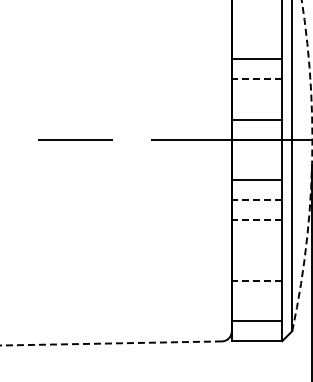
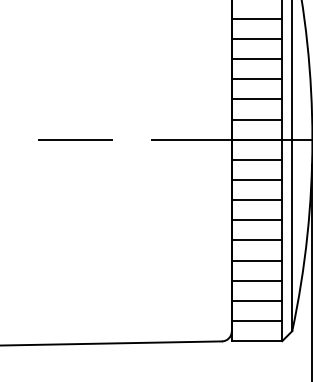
line: none -> present (256, 18)
line: none -> present (256, 39)
line: dashed -> solid (256, 79)
line: none -> present (256, 99)
line: none -> present (256, 159)
arc: dashed -> solid (312, 165)
line: dashed -> solid (256, 200)
line: dashed -> solid (256, 220)
line: none -> present (256, 240)
line: none -> present (256, 260)
line: dashed -> solid (256, 280)
line: none -> present (256, 300)
line: dashed -> solid (110, 343)
